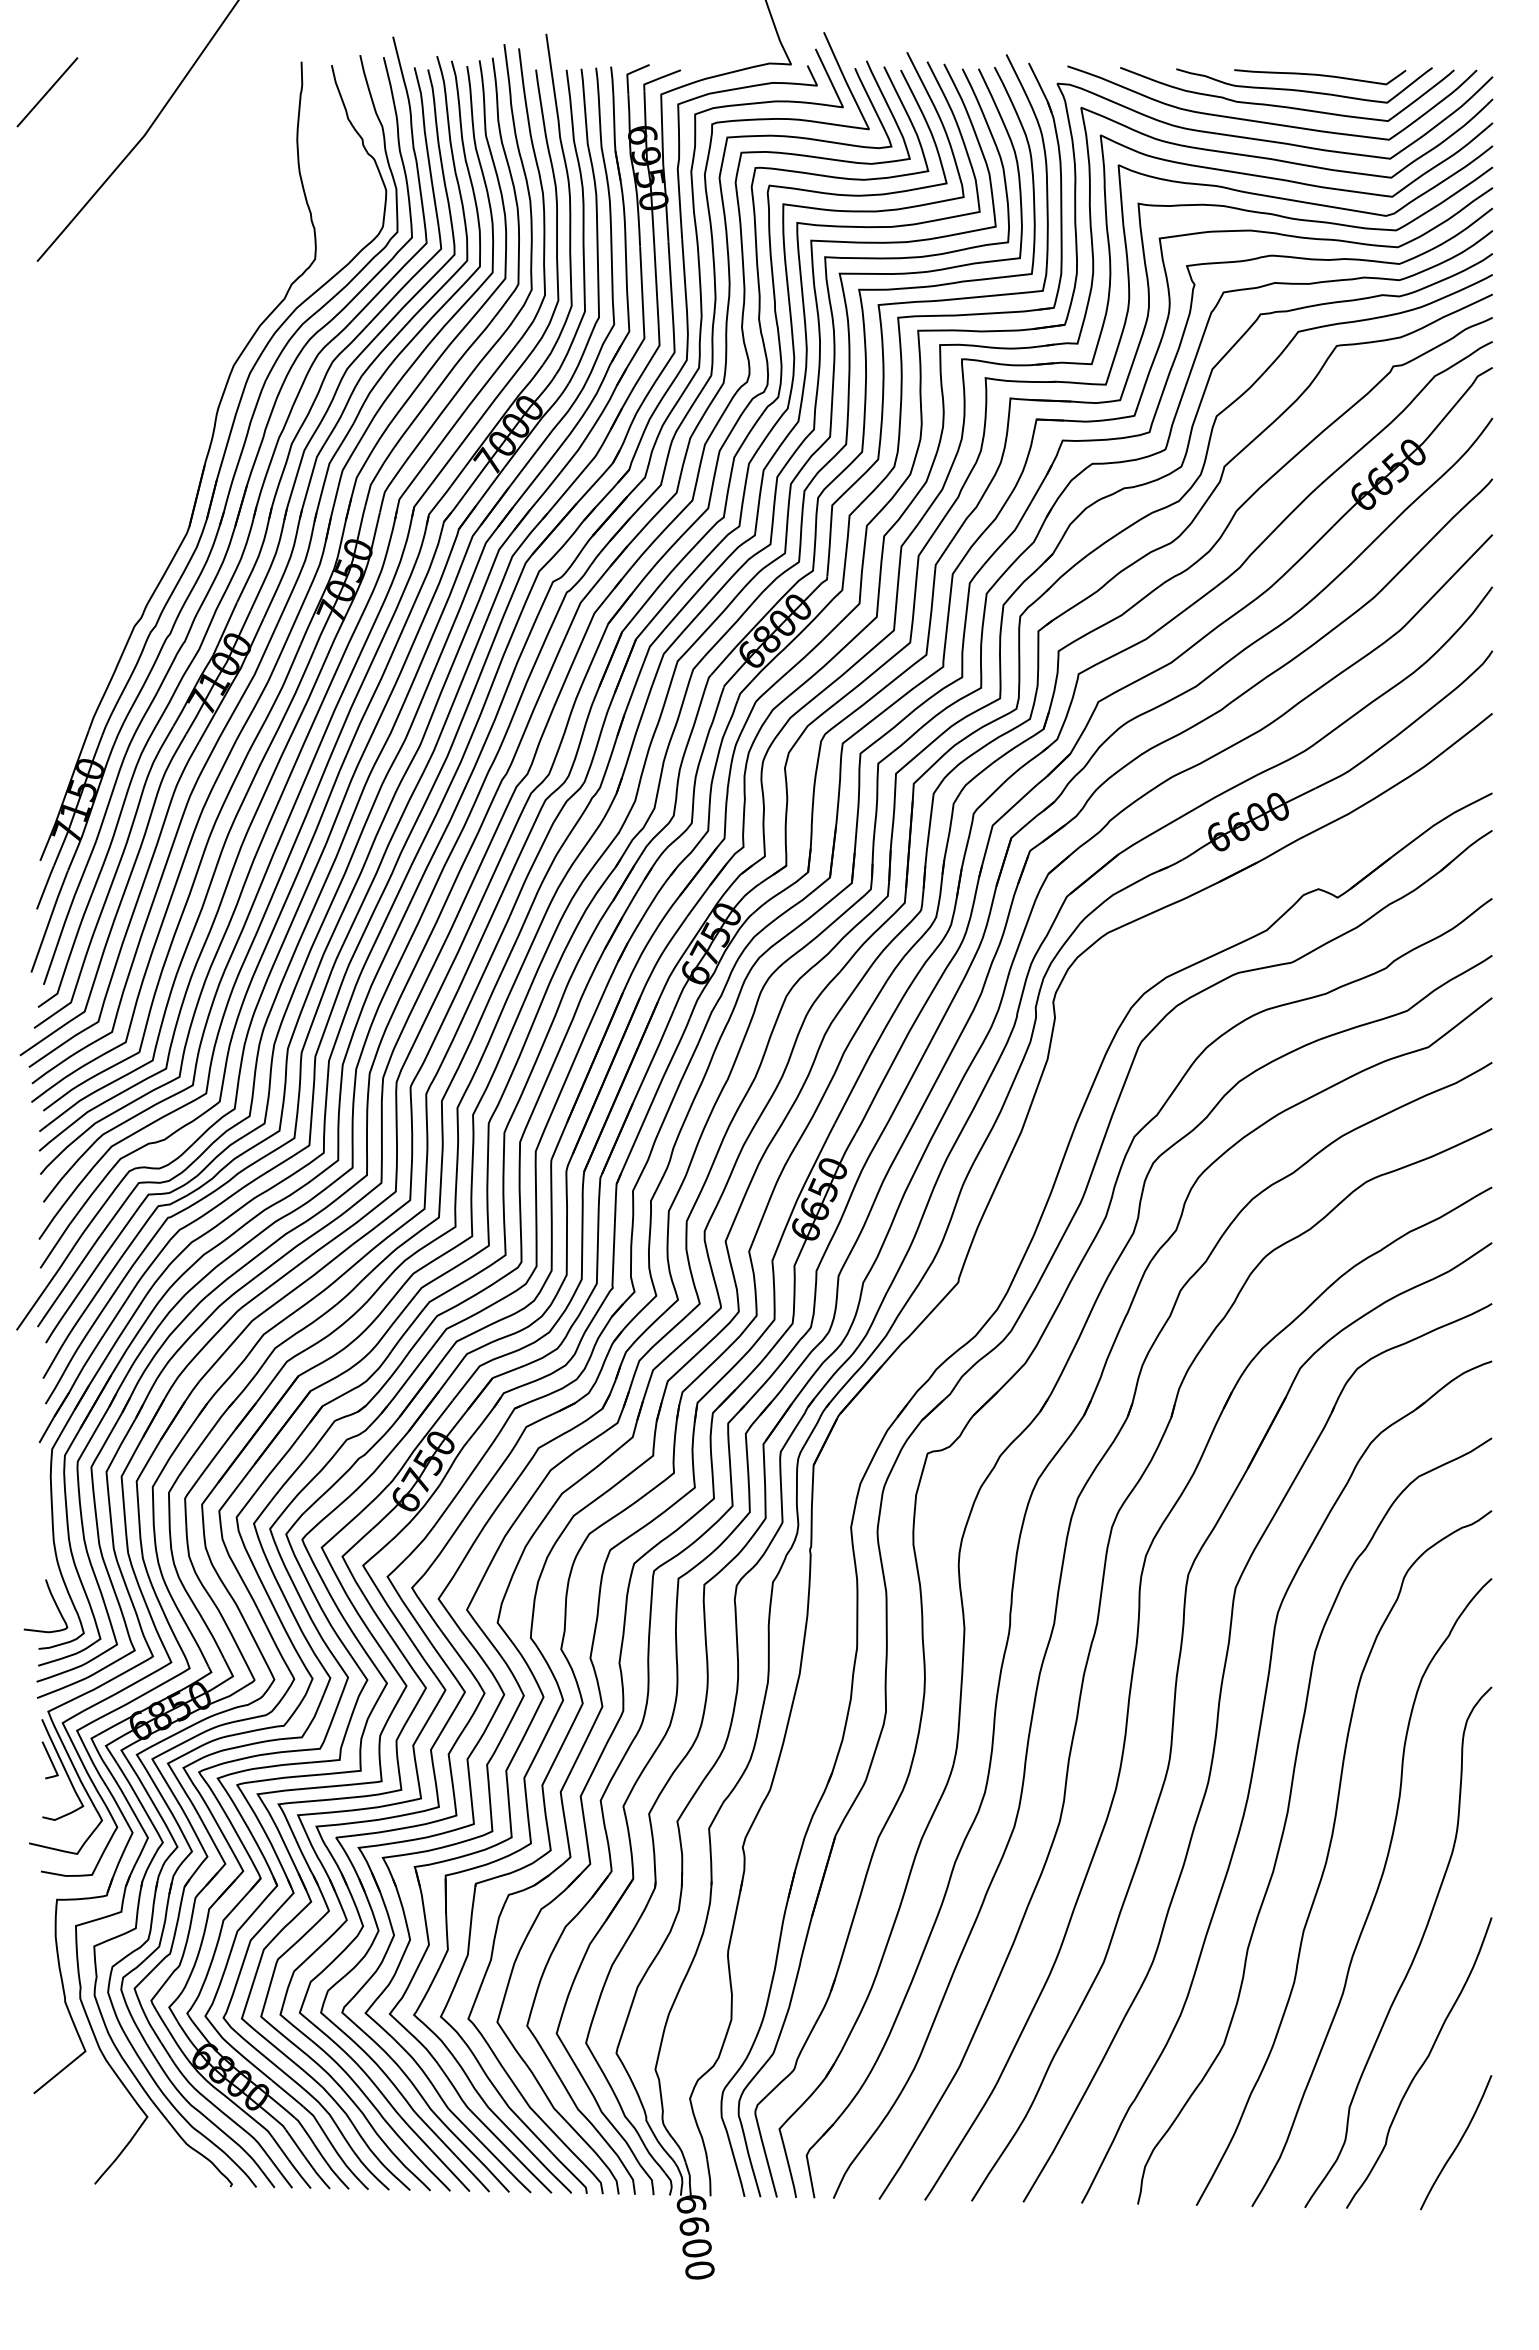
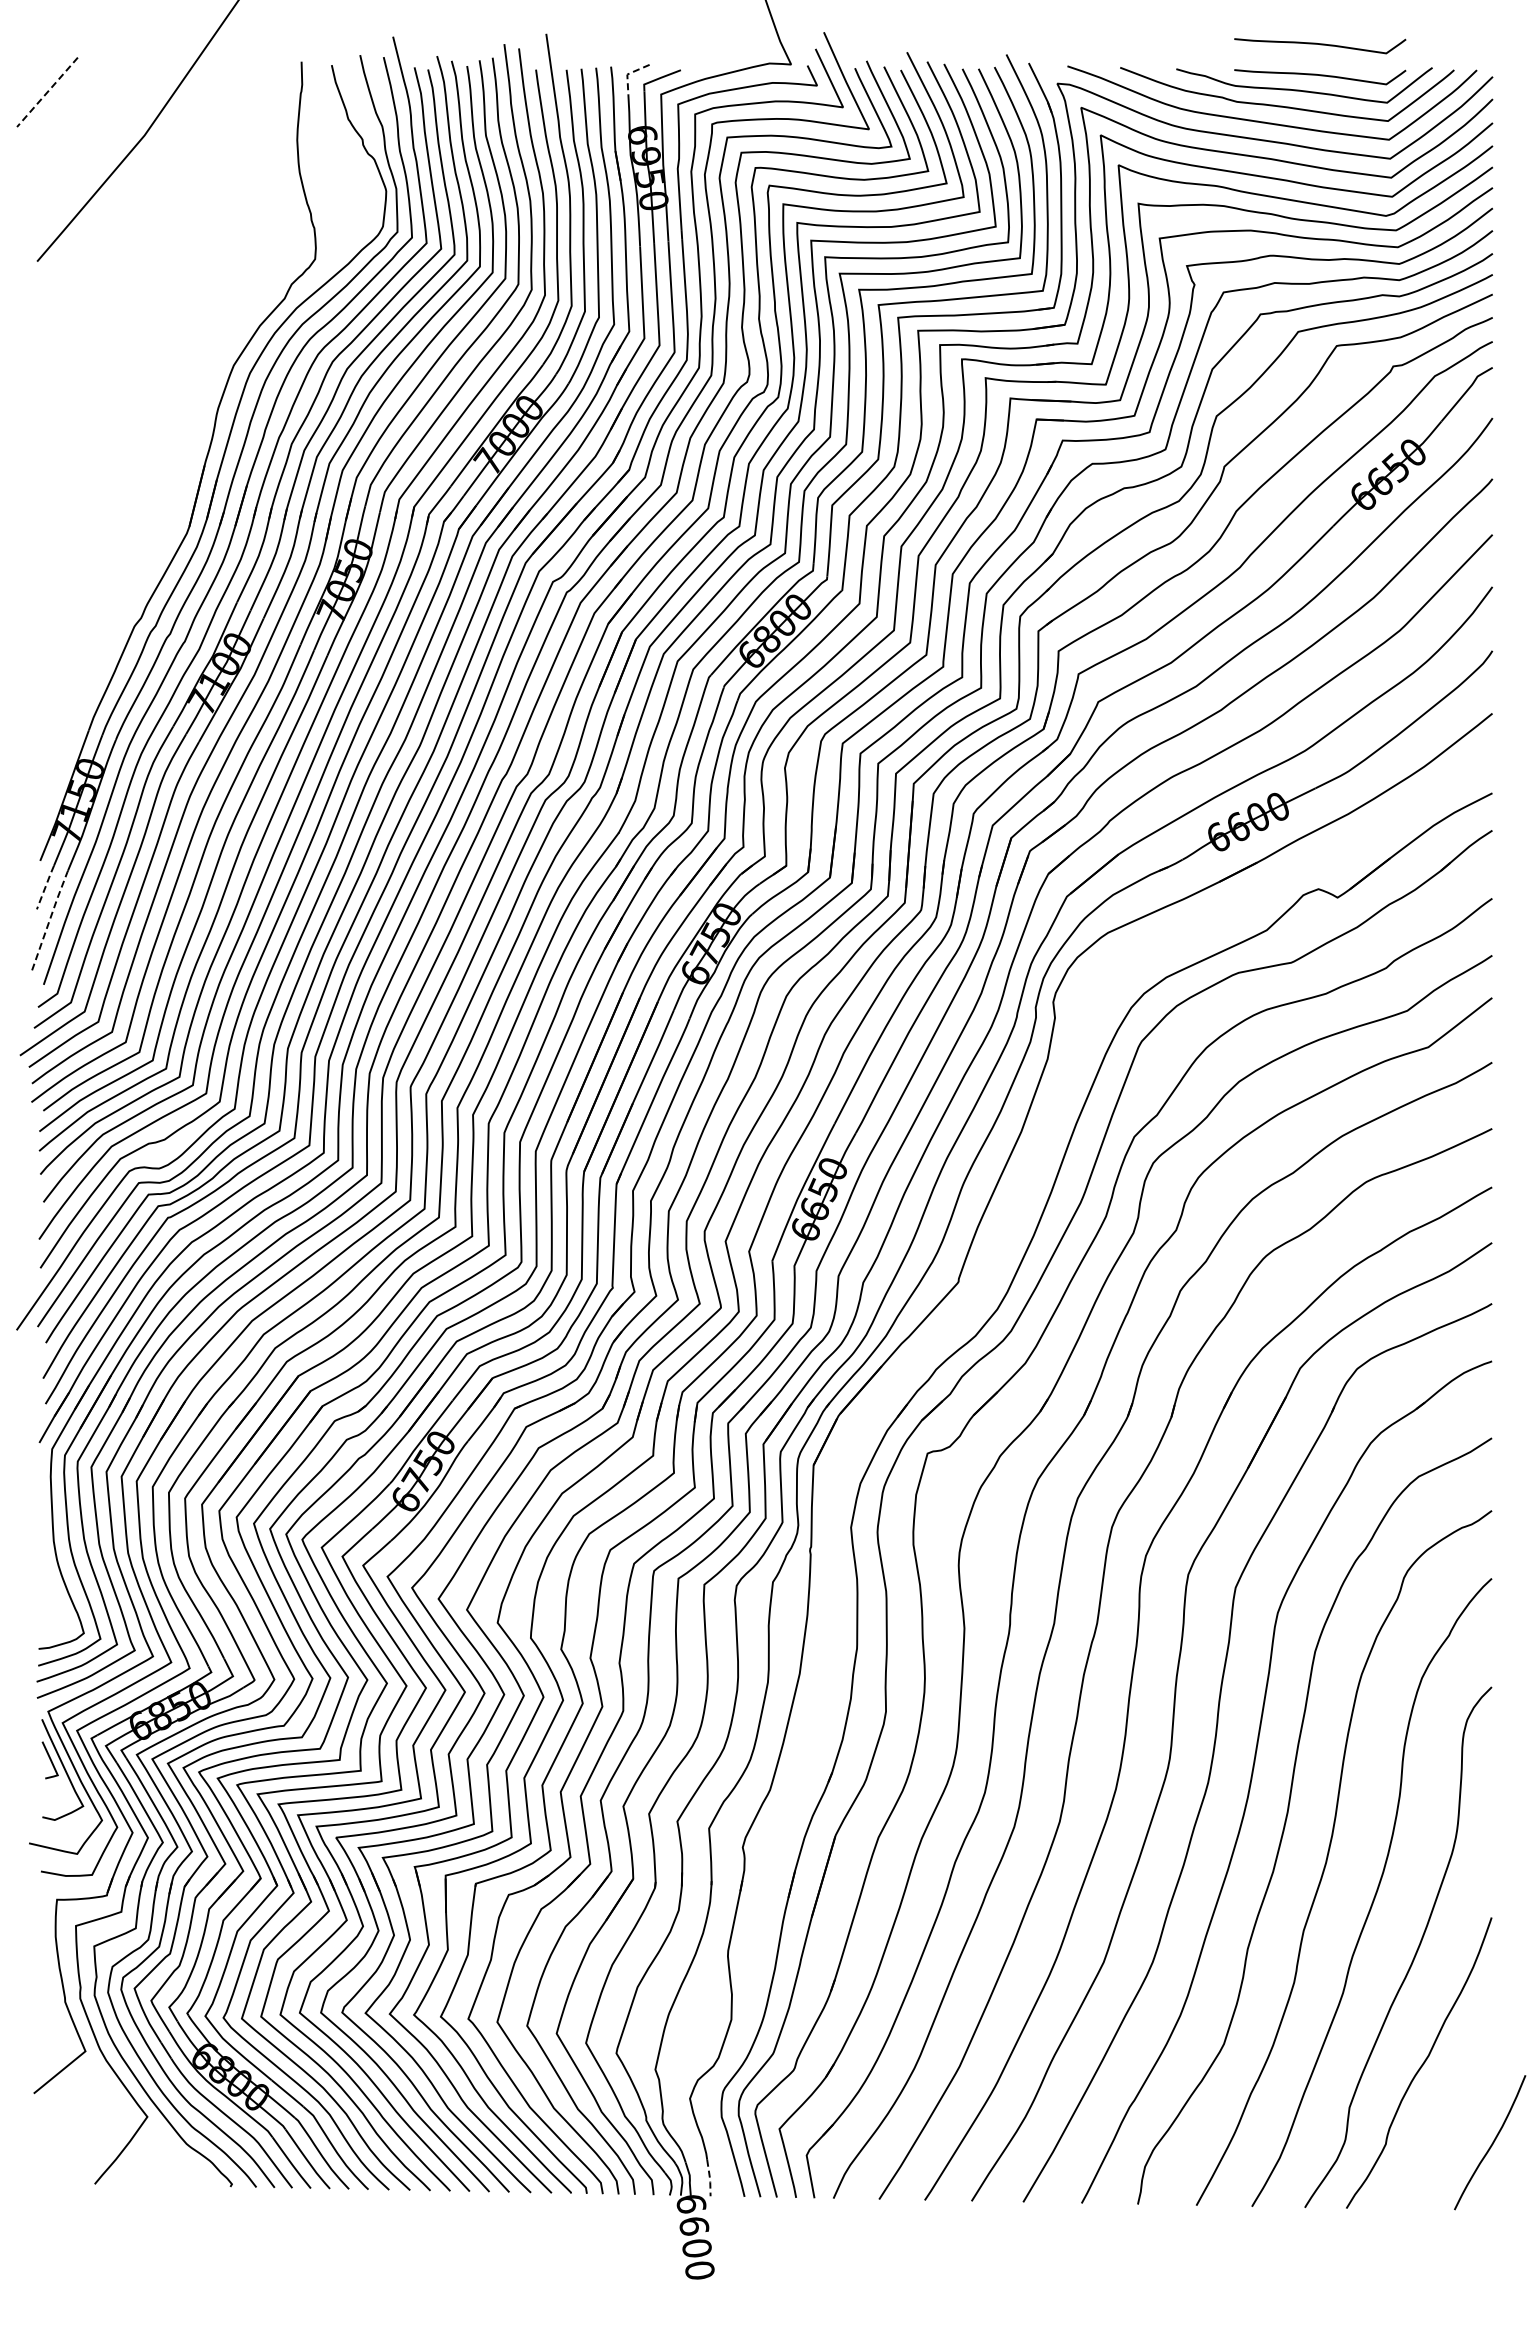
curve: none -> present (1320, 45)
line: solid -> dashed (629, 73)
line: solid -> dashed (47, 92)
line: solid -> dashed (45, 887)
line: solid -> dashed (49, 920)
curve: present -> none (53, 1601)
curve position: (1457, 2143) -> (1491, 2143) (1491, 2143)
line: solid -> dashed (710, 2179)
